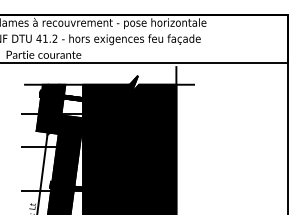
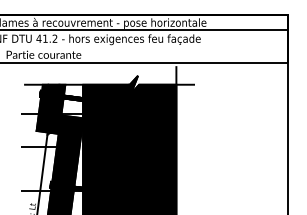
line: none -> present (145, 30)
